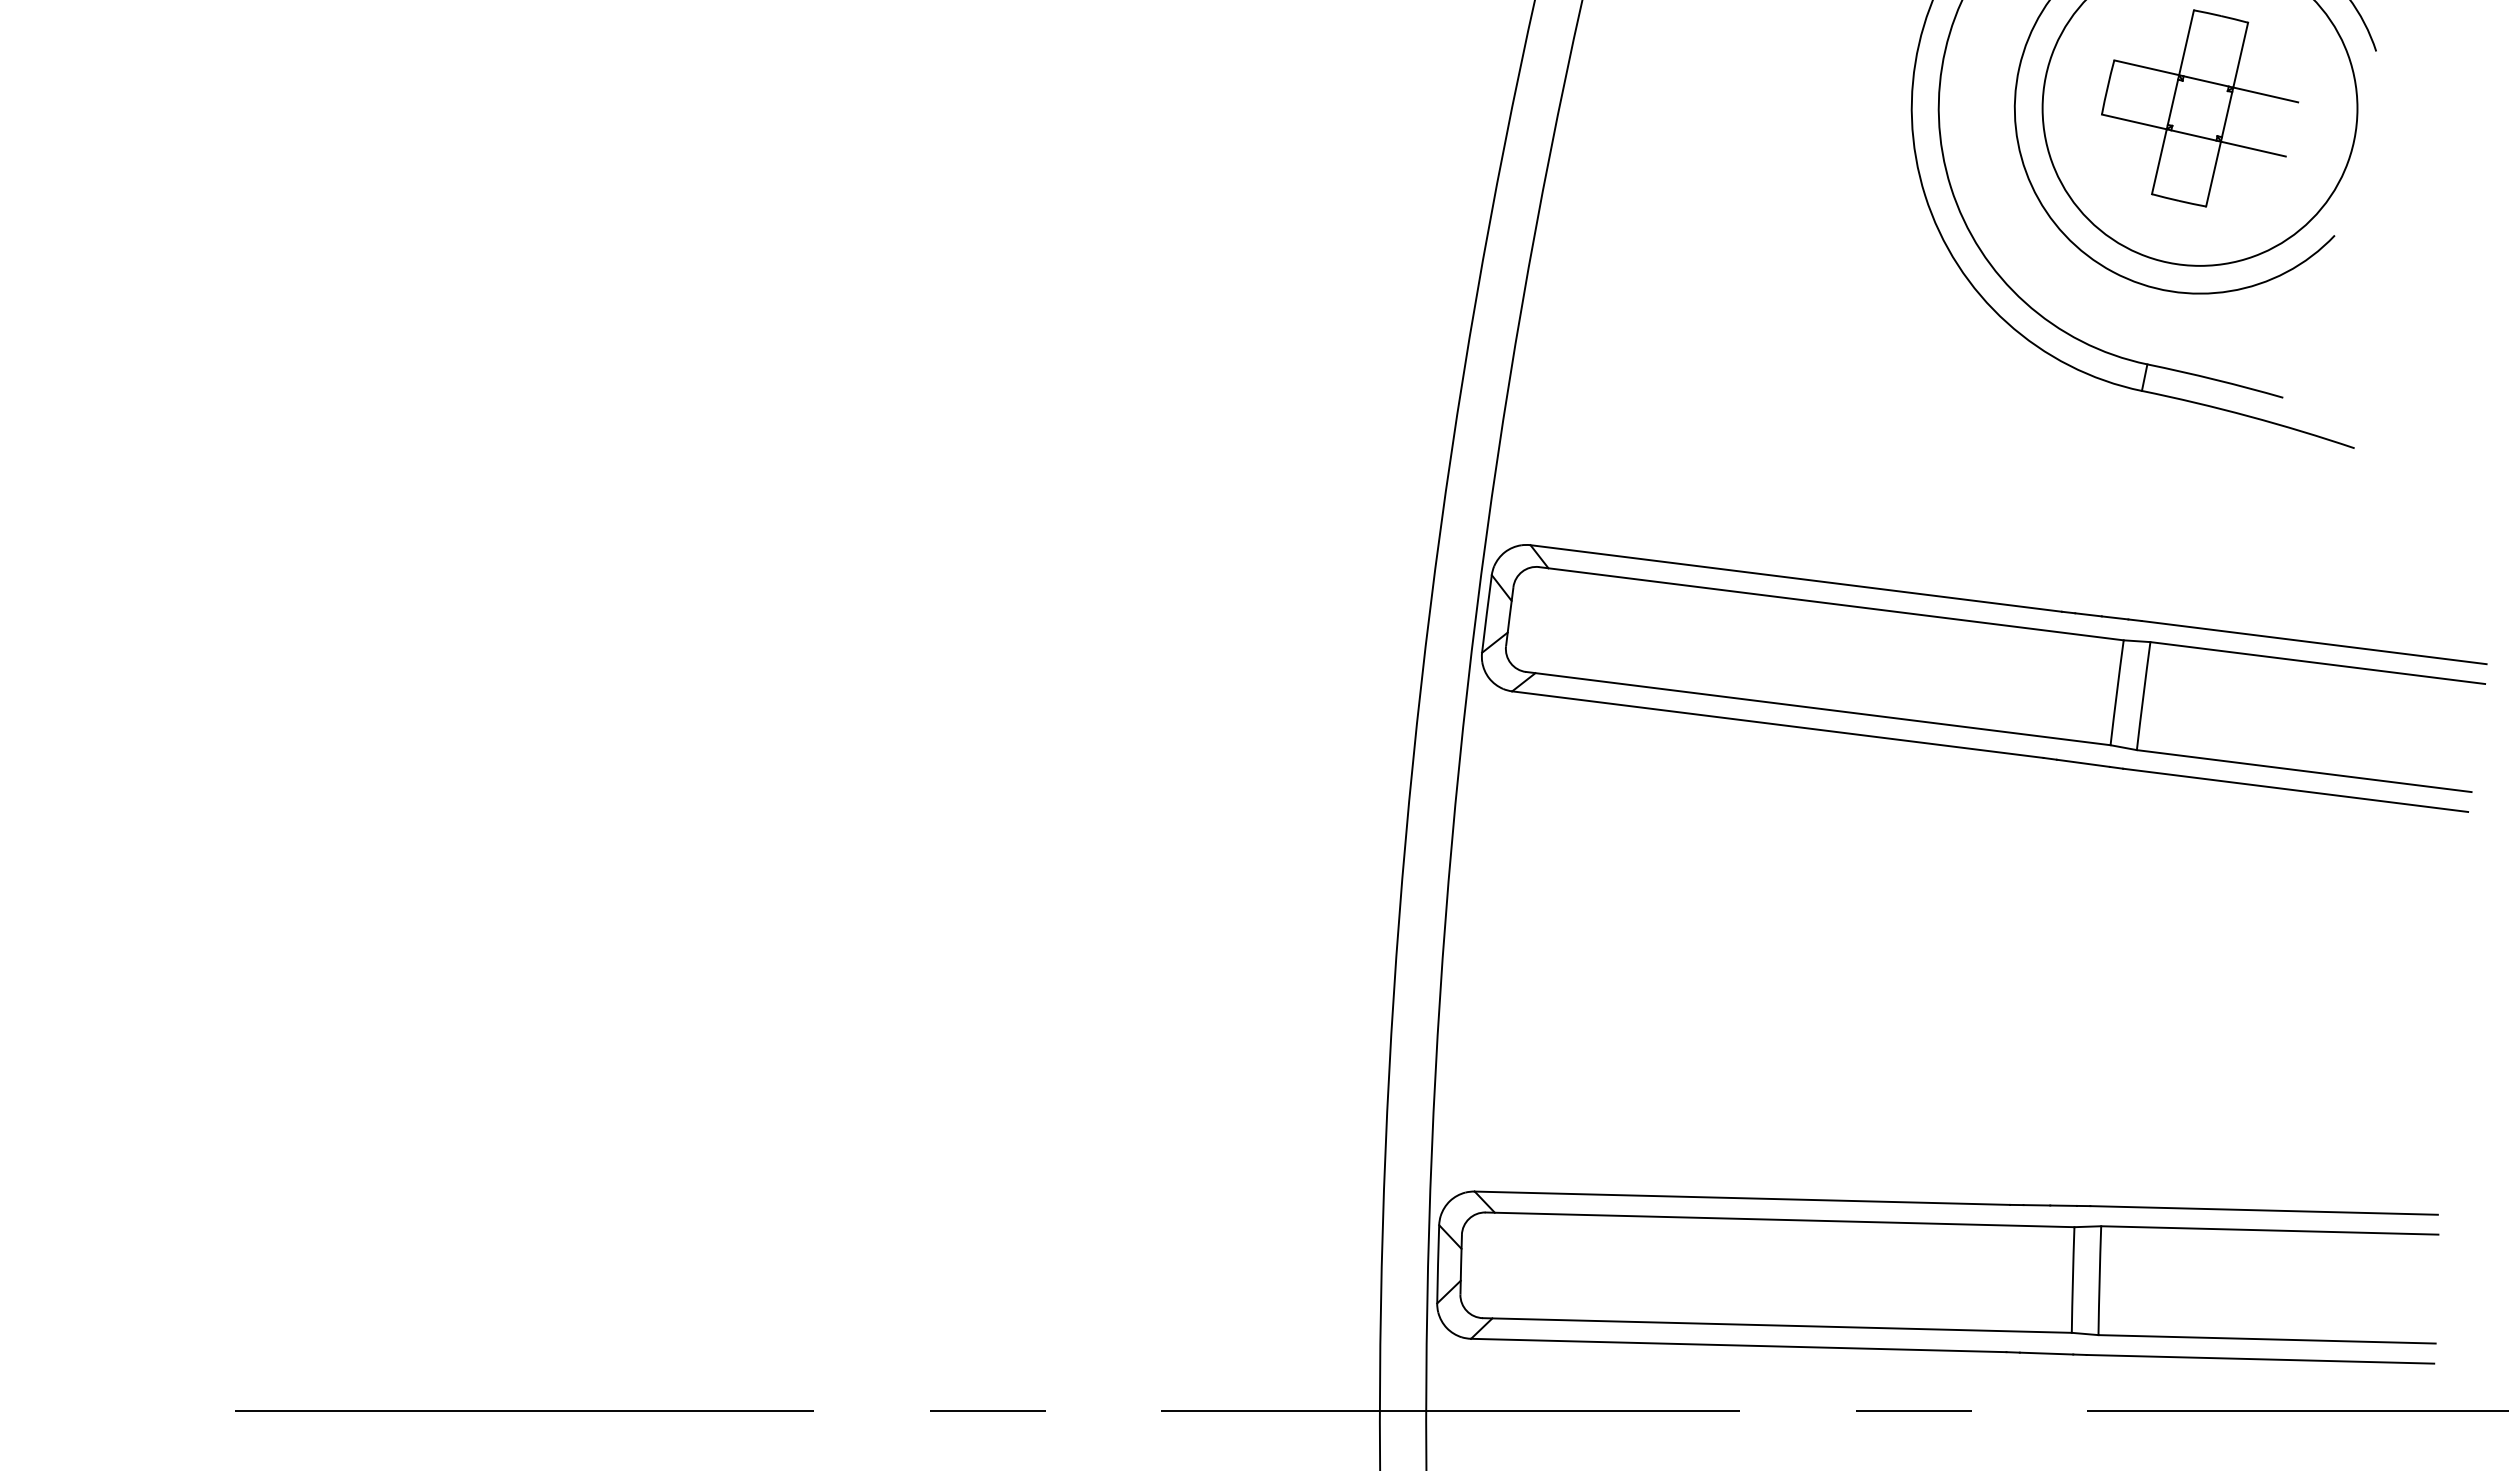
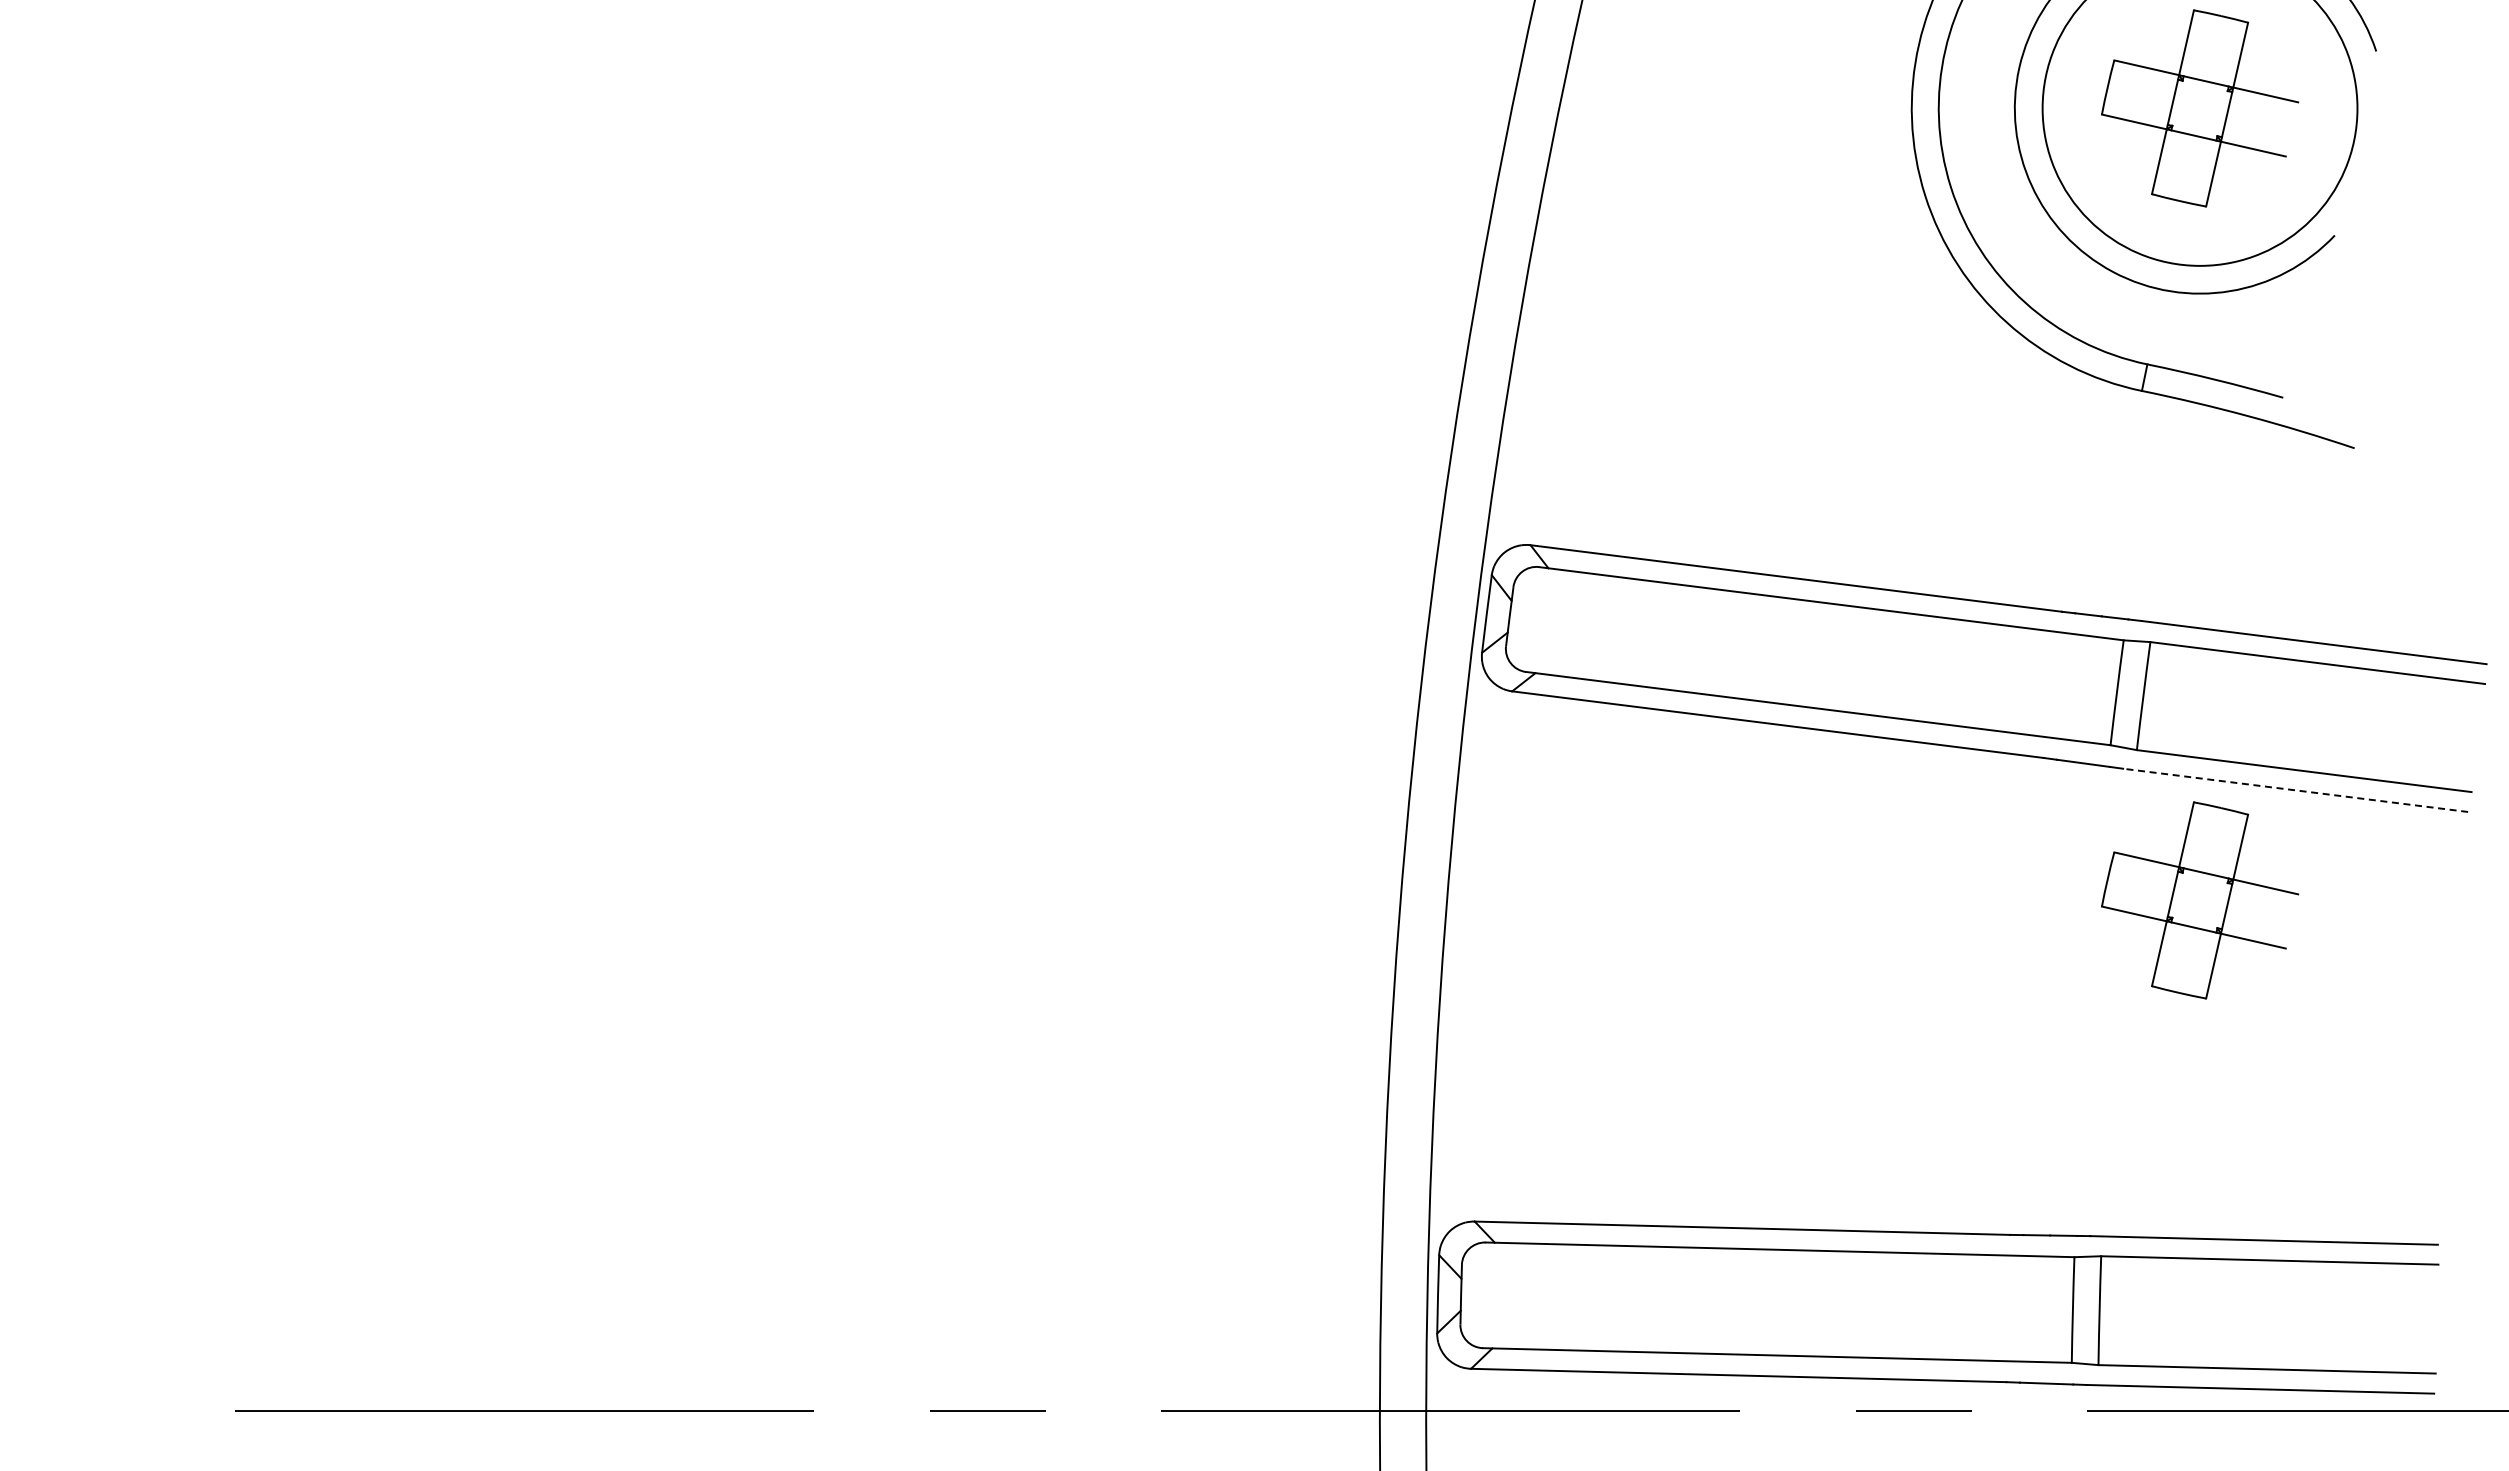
line: solid -> dashed (2295, 790)
part: none -> present (2200, 900)
part position: (1937, 1277) -> (1937, 1307) (1937, 1307)
